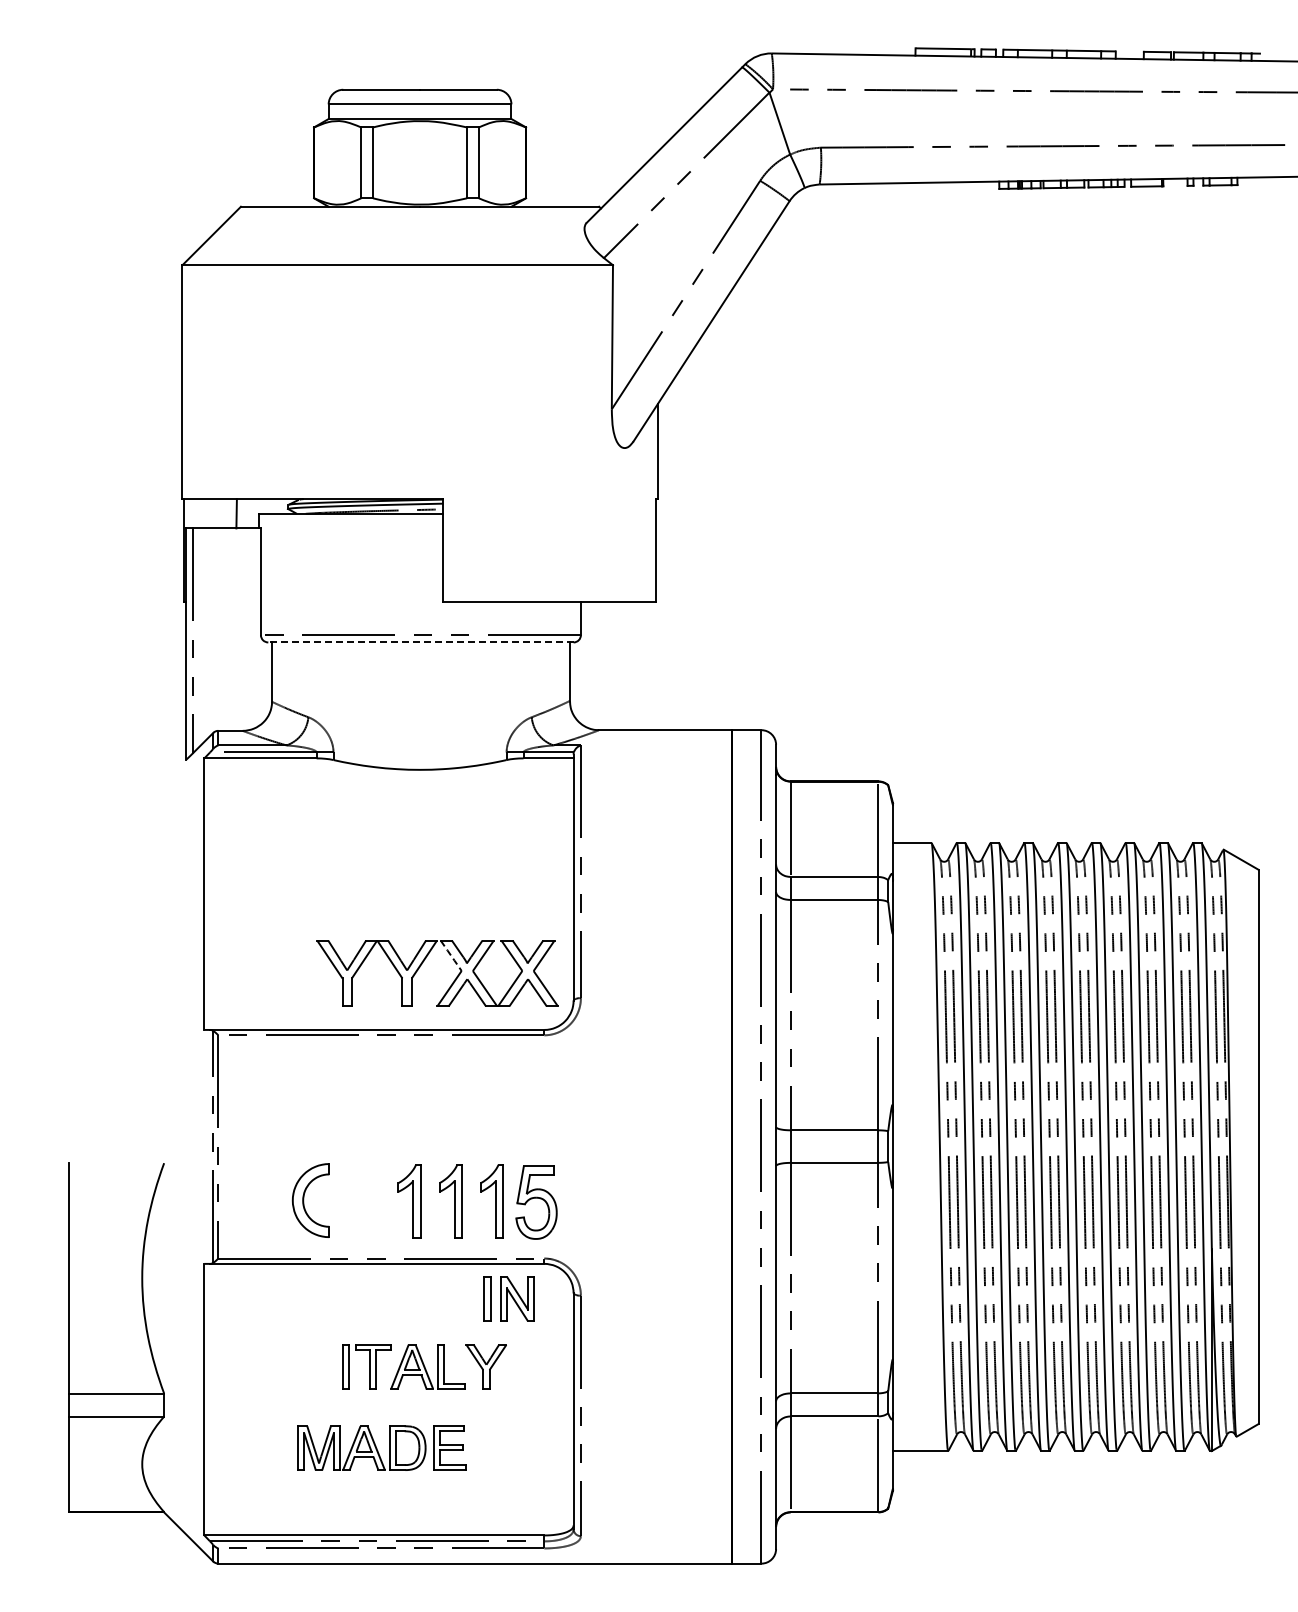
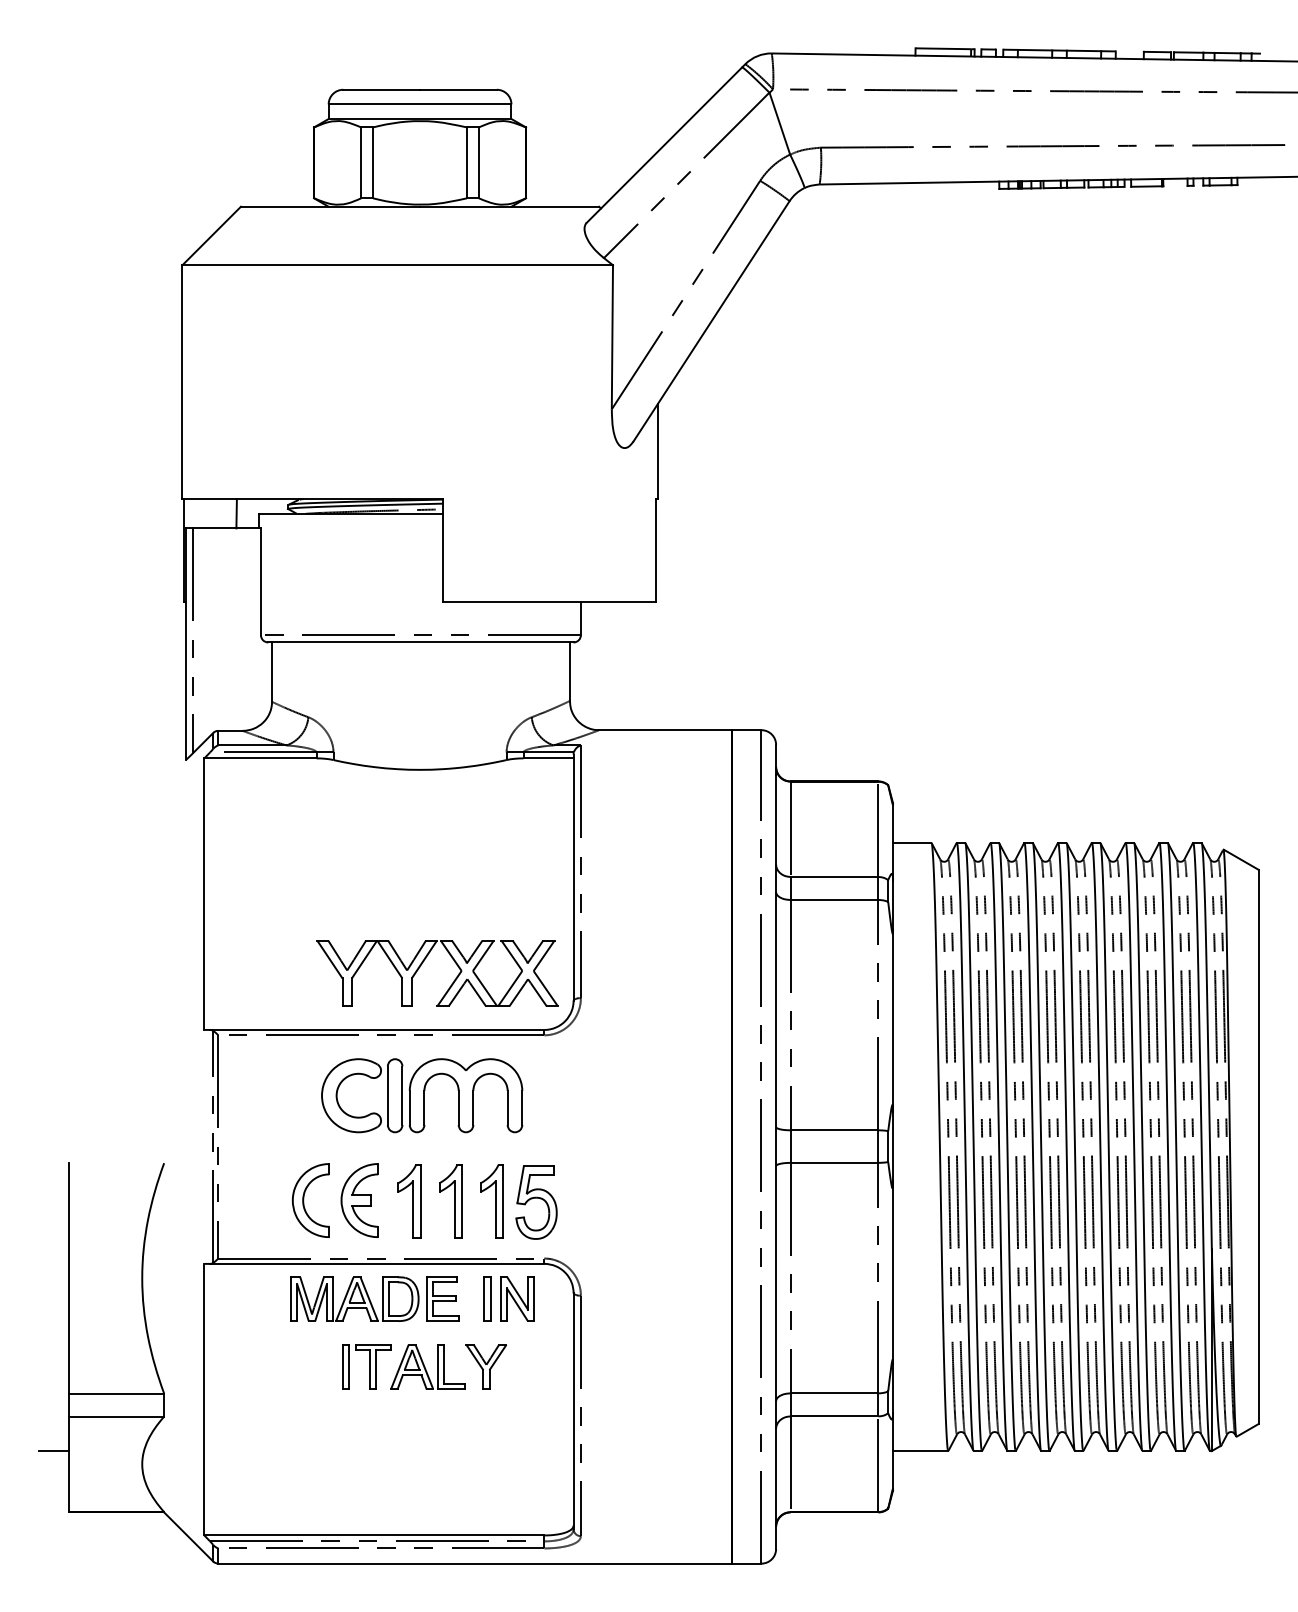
line: dashed -> solid (420, 642)
line: dashed -> solid (451, 956)
part: none -> present (422, 1095)
part: none -> present (359, 1200)
part position: (381, 1447) -> (374, 1298) (374, 1298)
line: none -> present (53, 1451)
